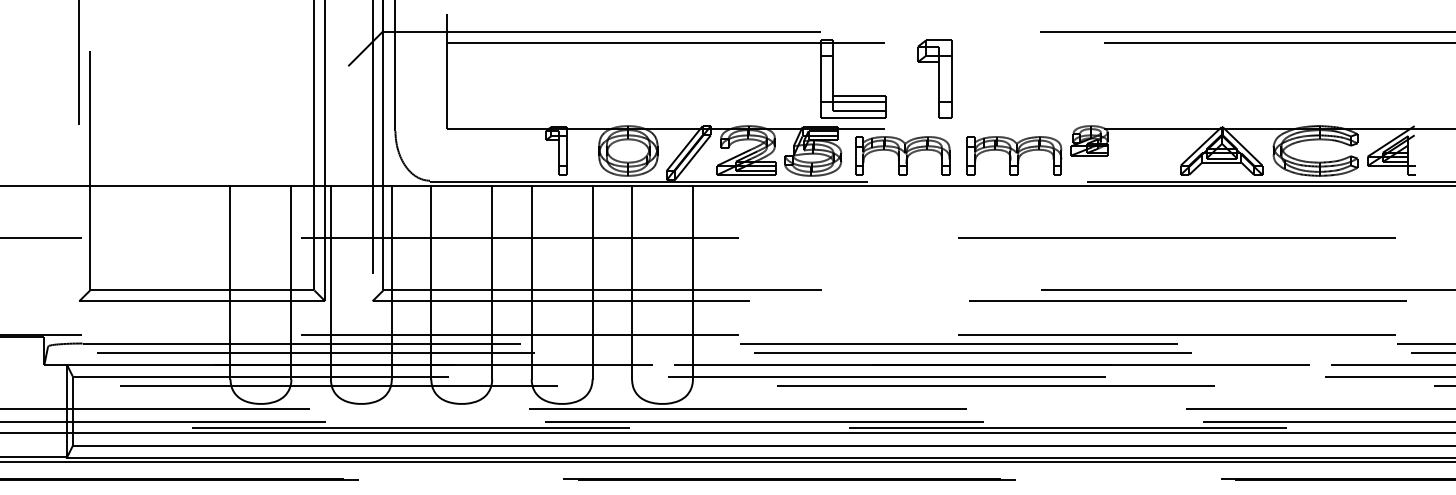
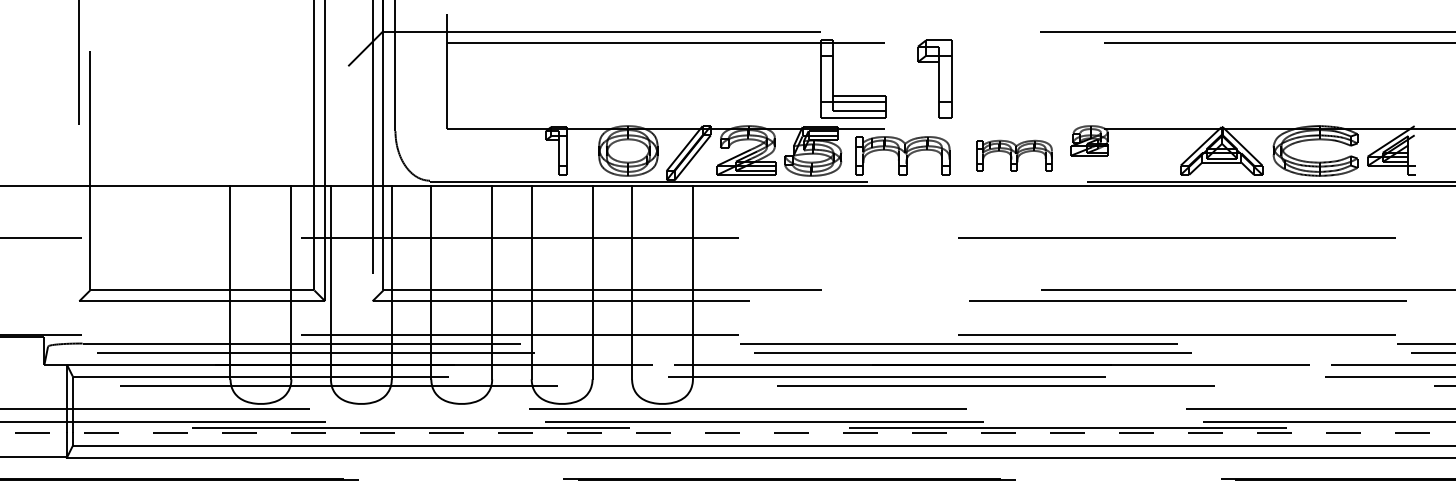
part size: 97x40 px -> 77x33 px (1014, 155)
line: solid -> dashed (728, 433)
line: present -> none (727, 462)
